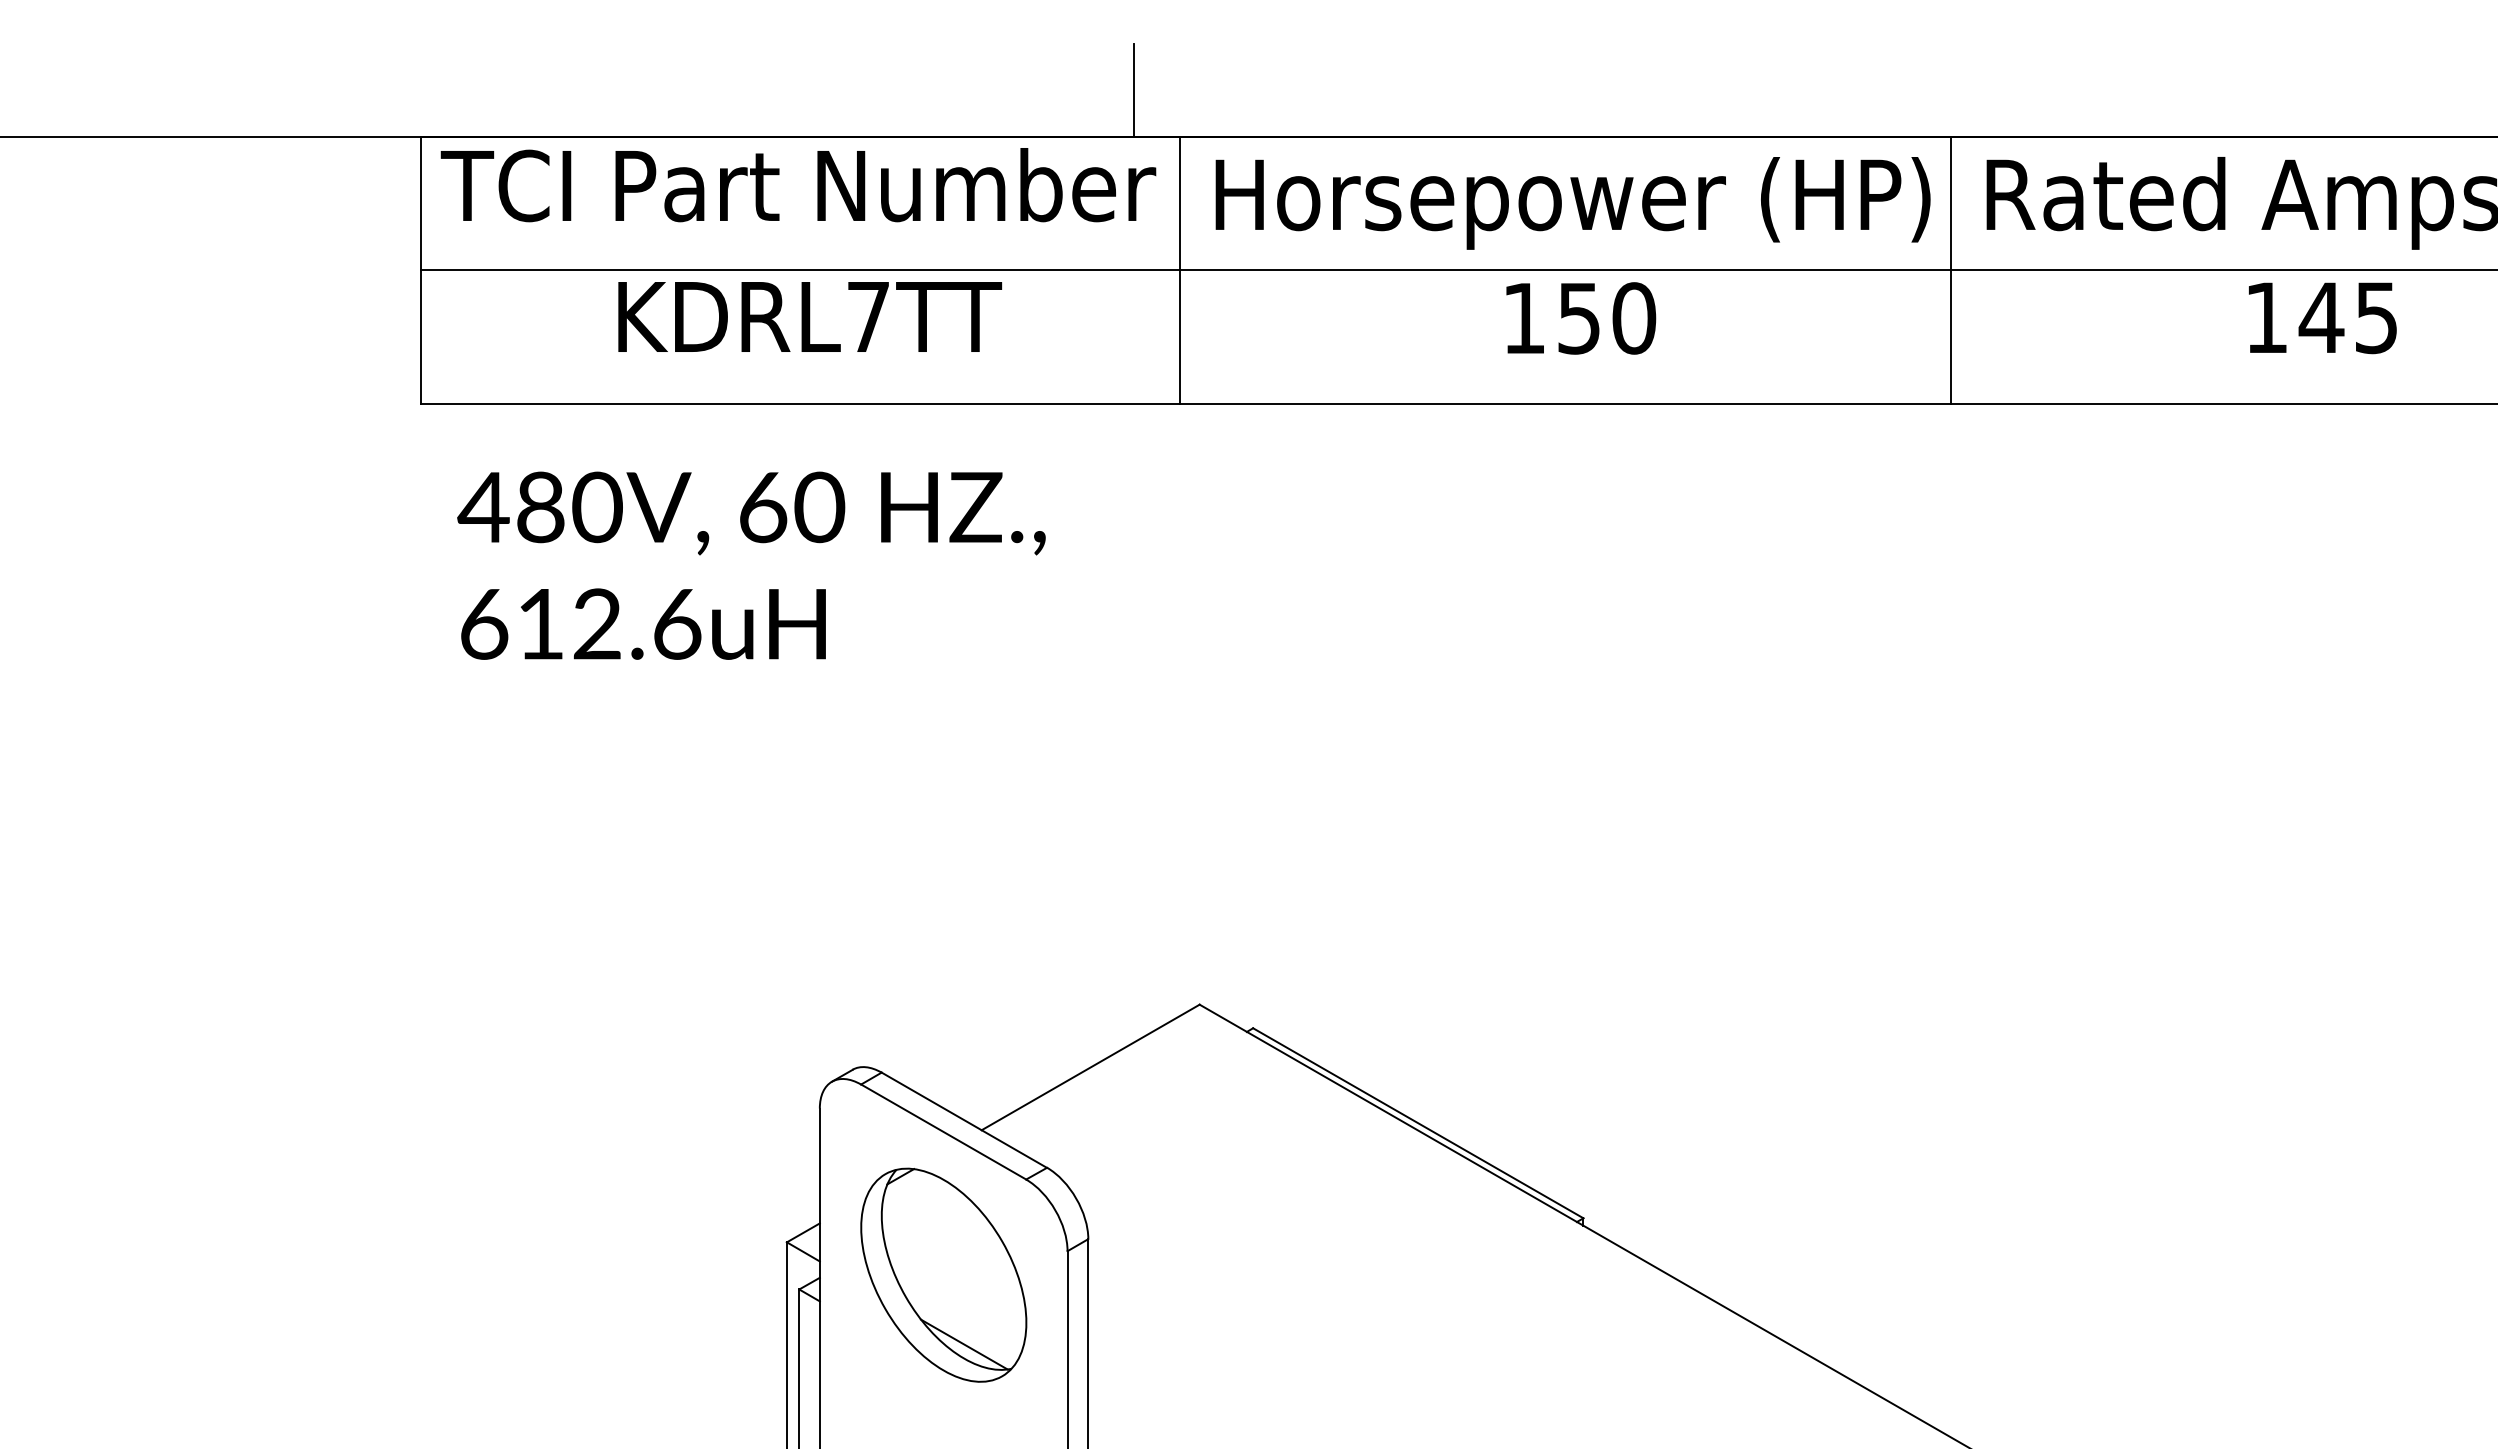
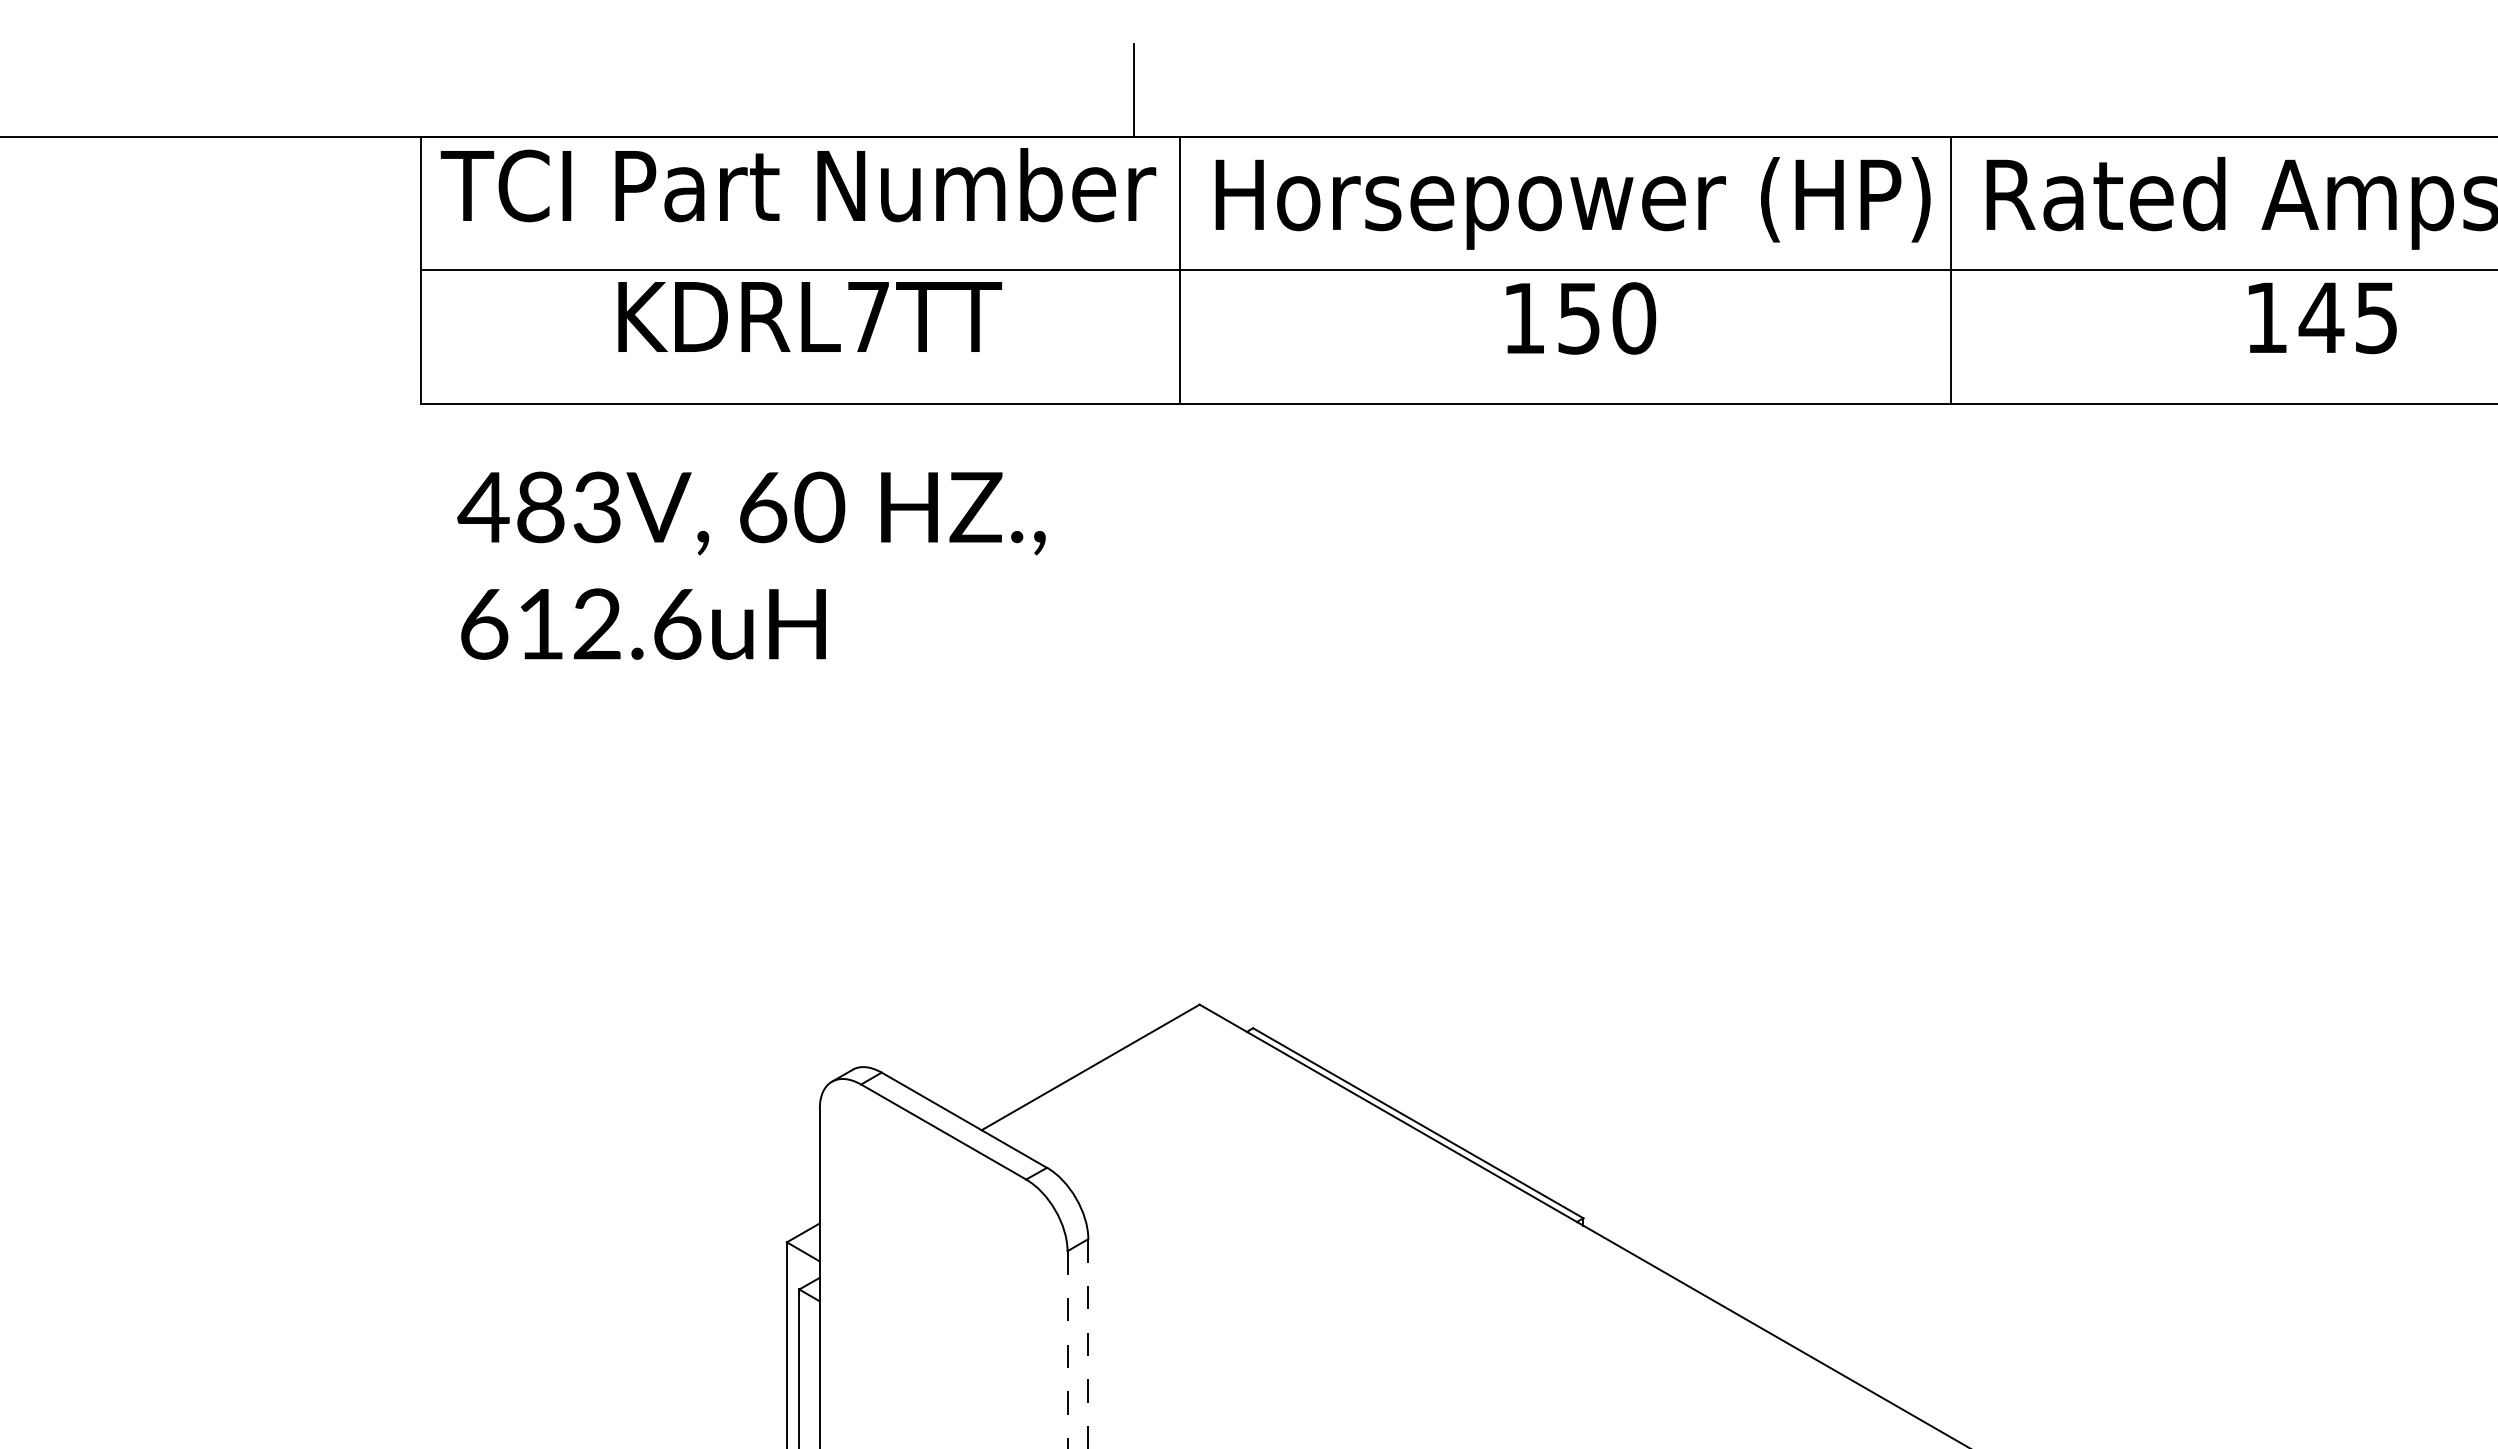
text: 480V, -> 483V, (597, 507)
part: present -> none (943, 1274)
line: solid -> dashed (1088, 1344)
line: solid -> dashed (1067, 1350)
